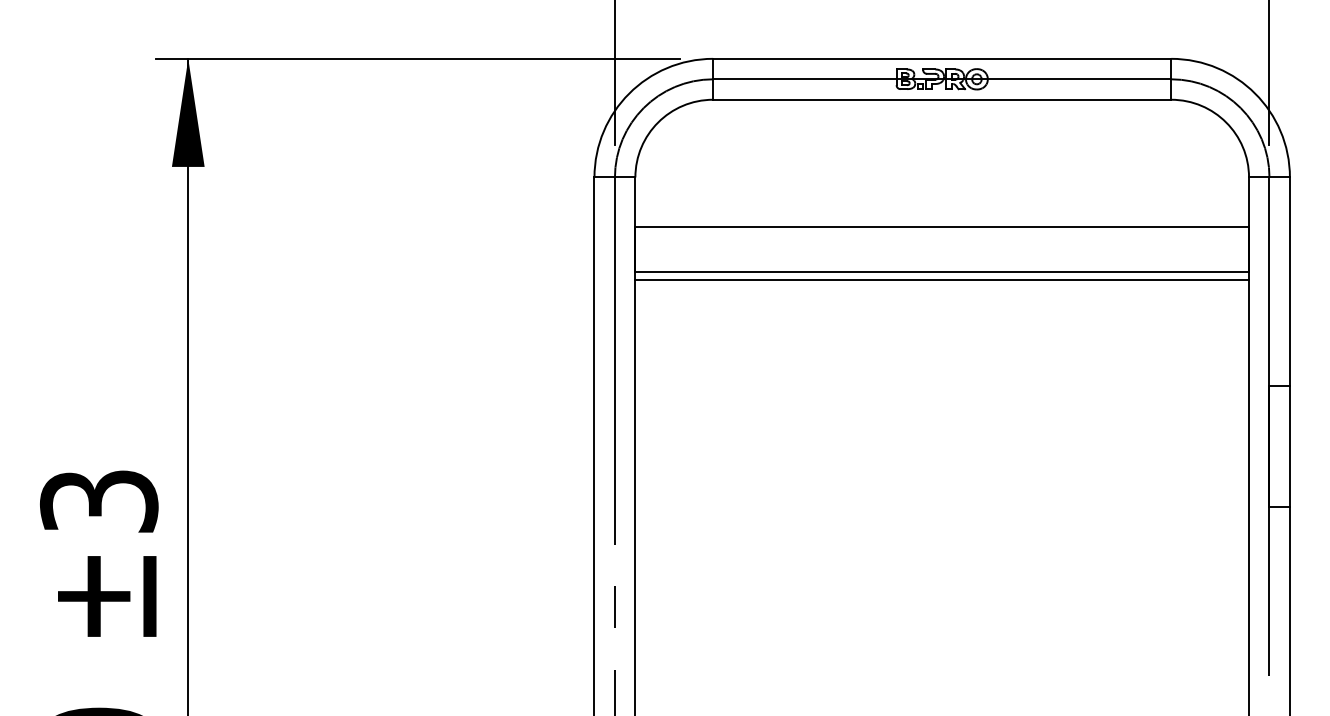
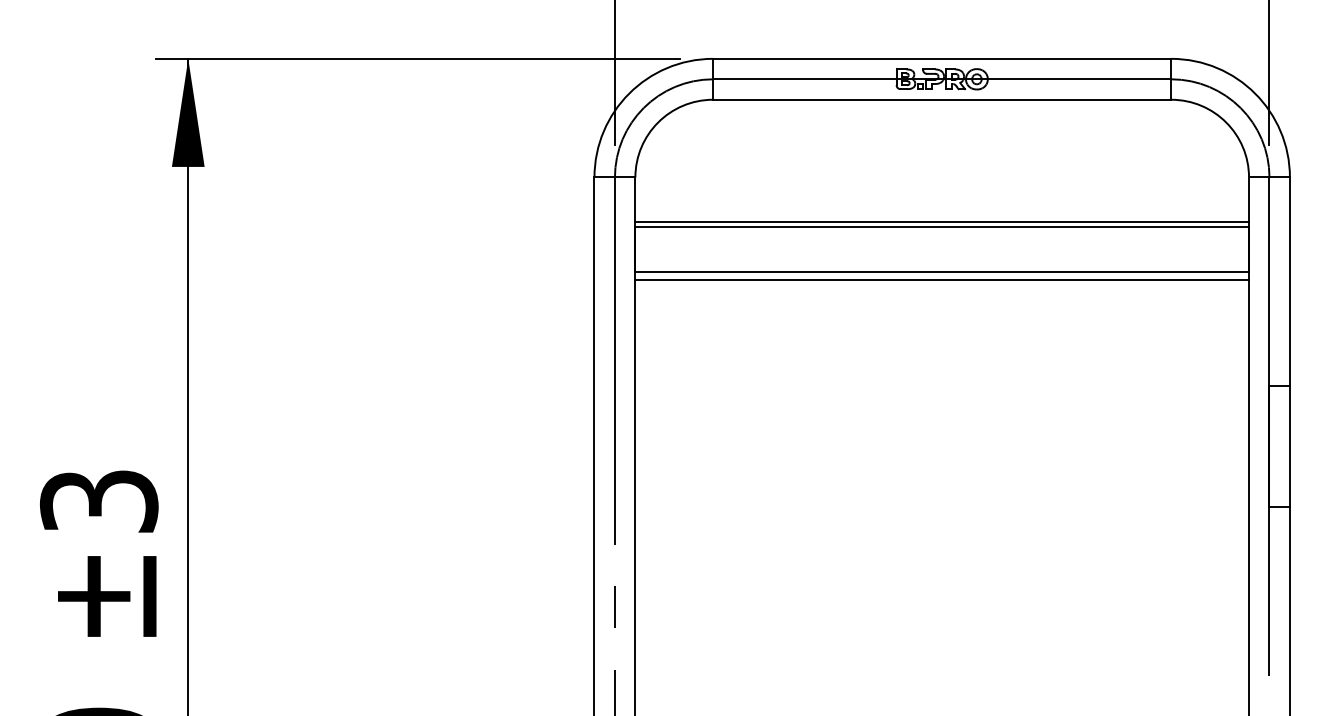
line: none -> present (942, 222)
